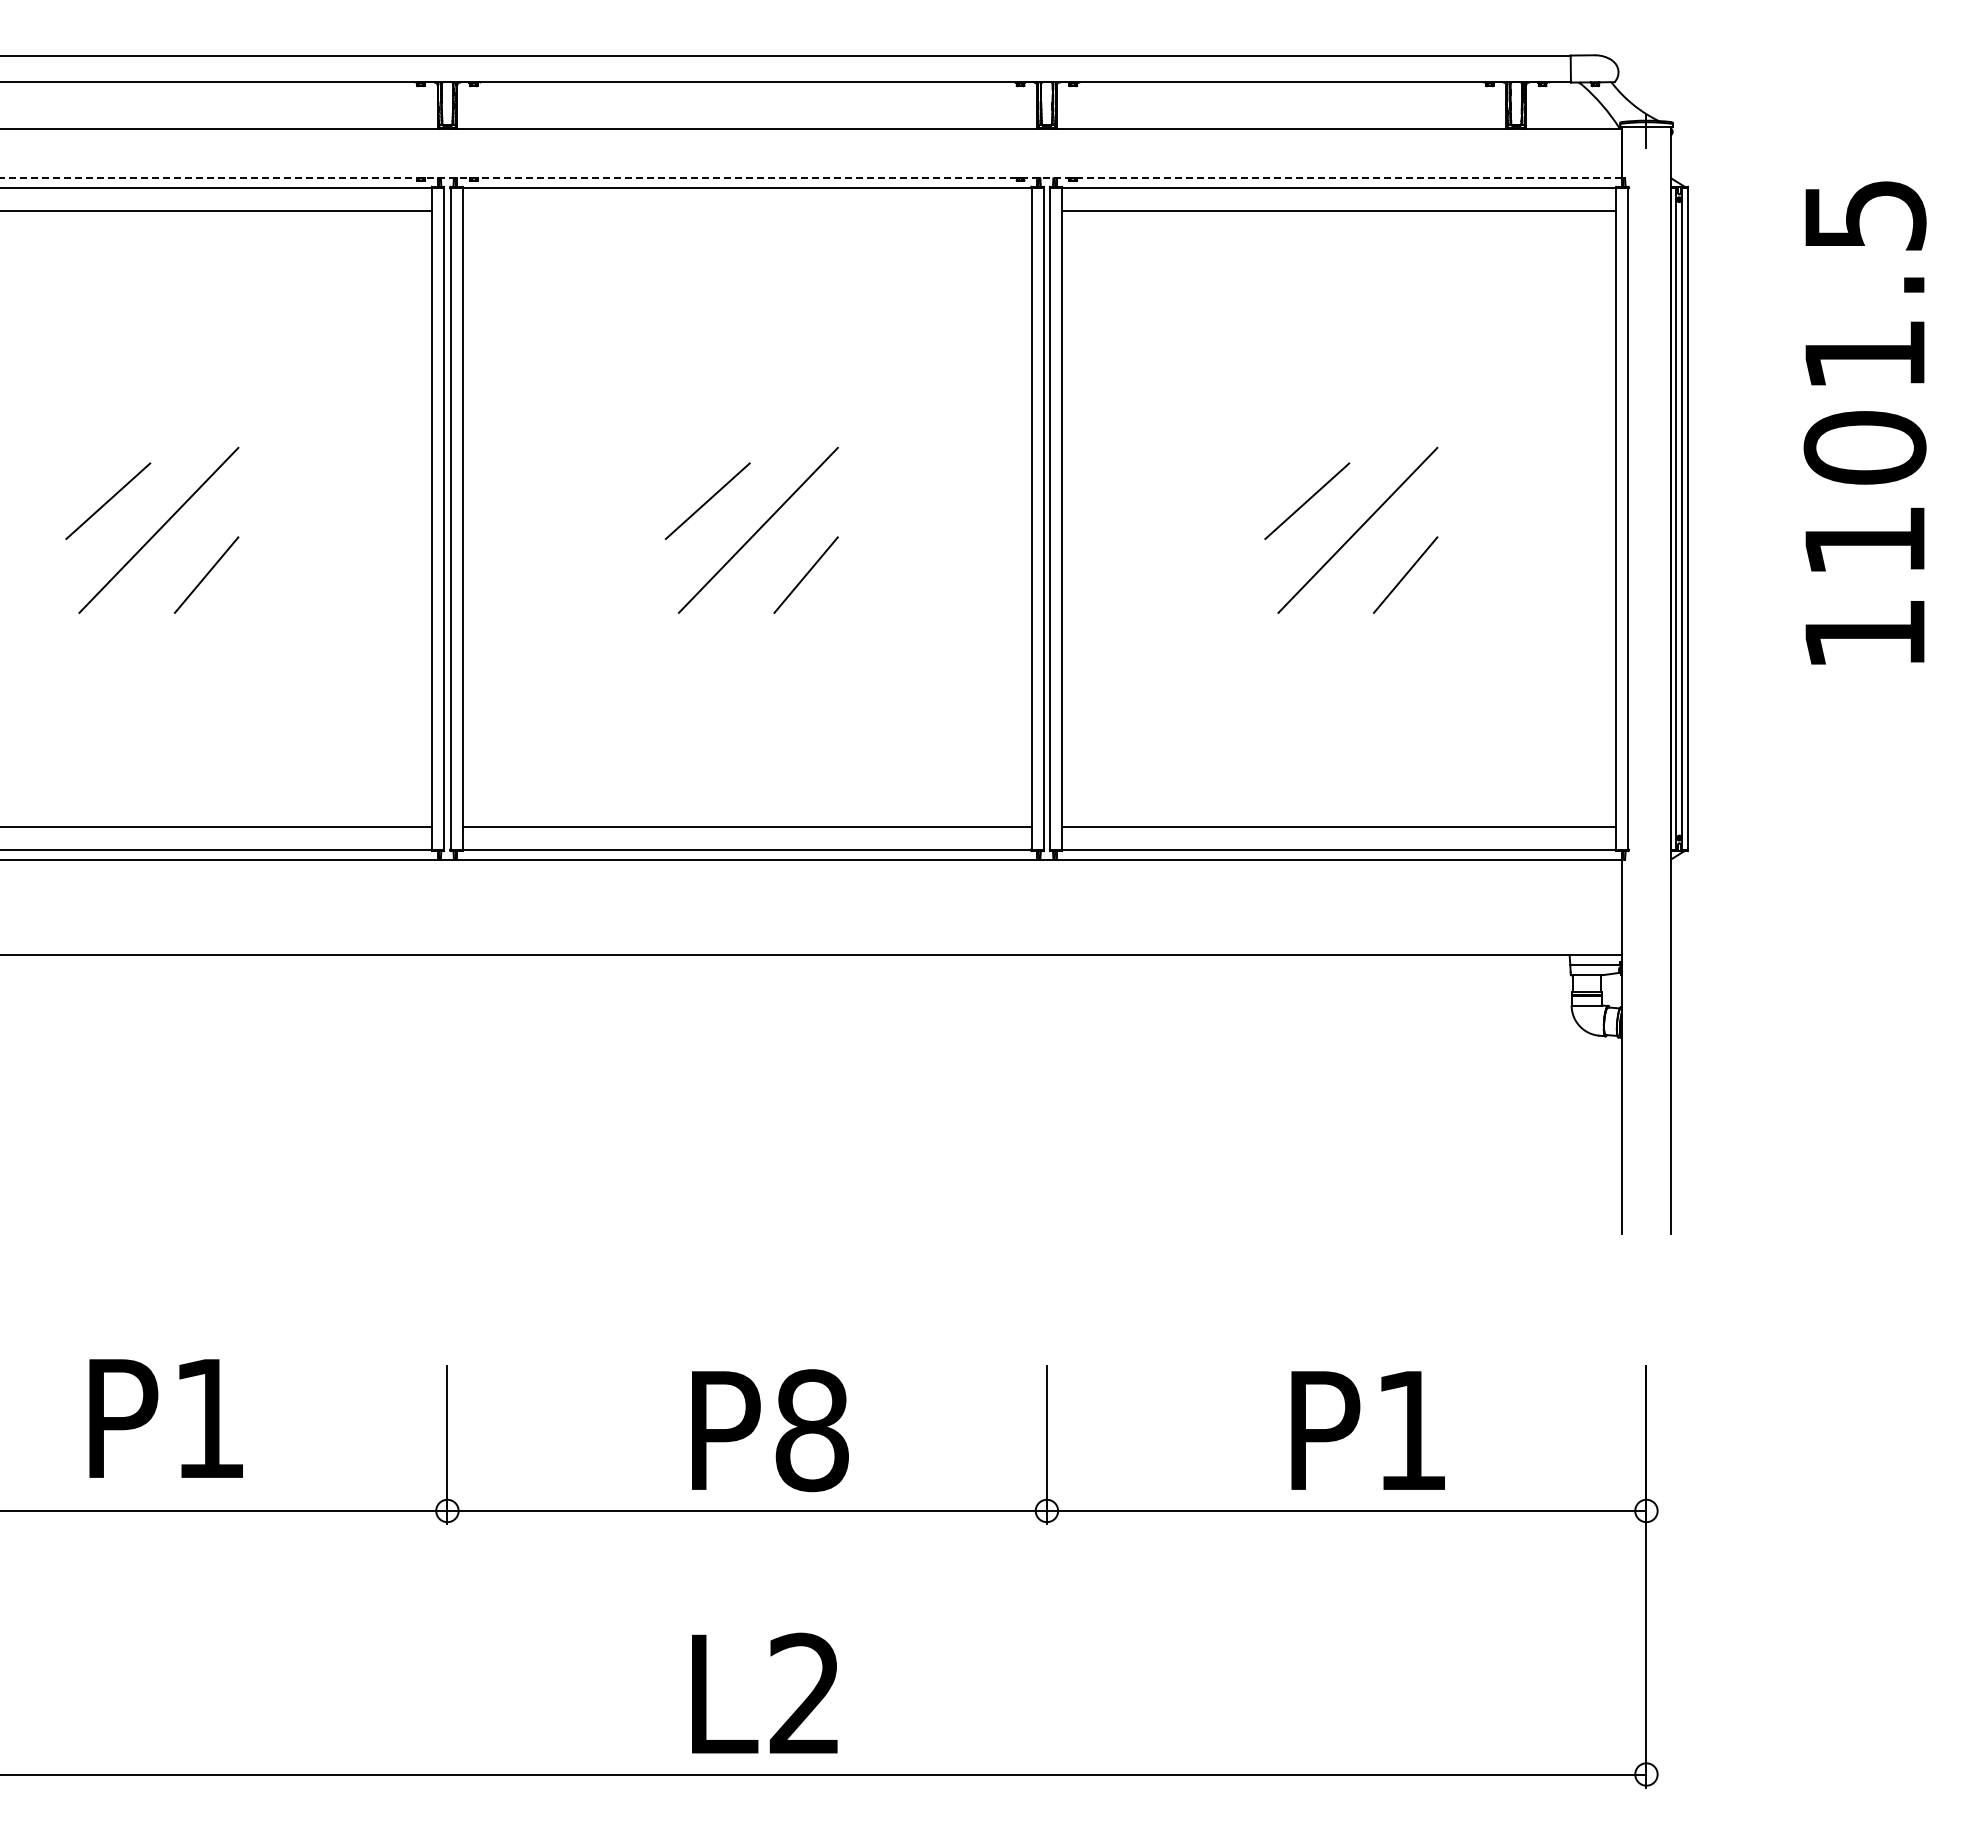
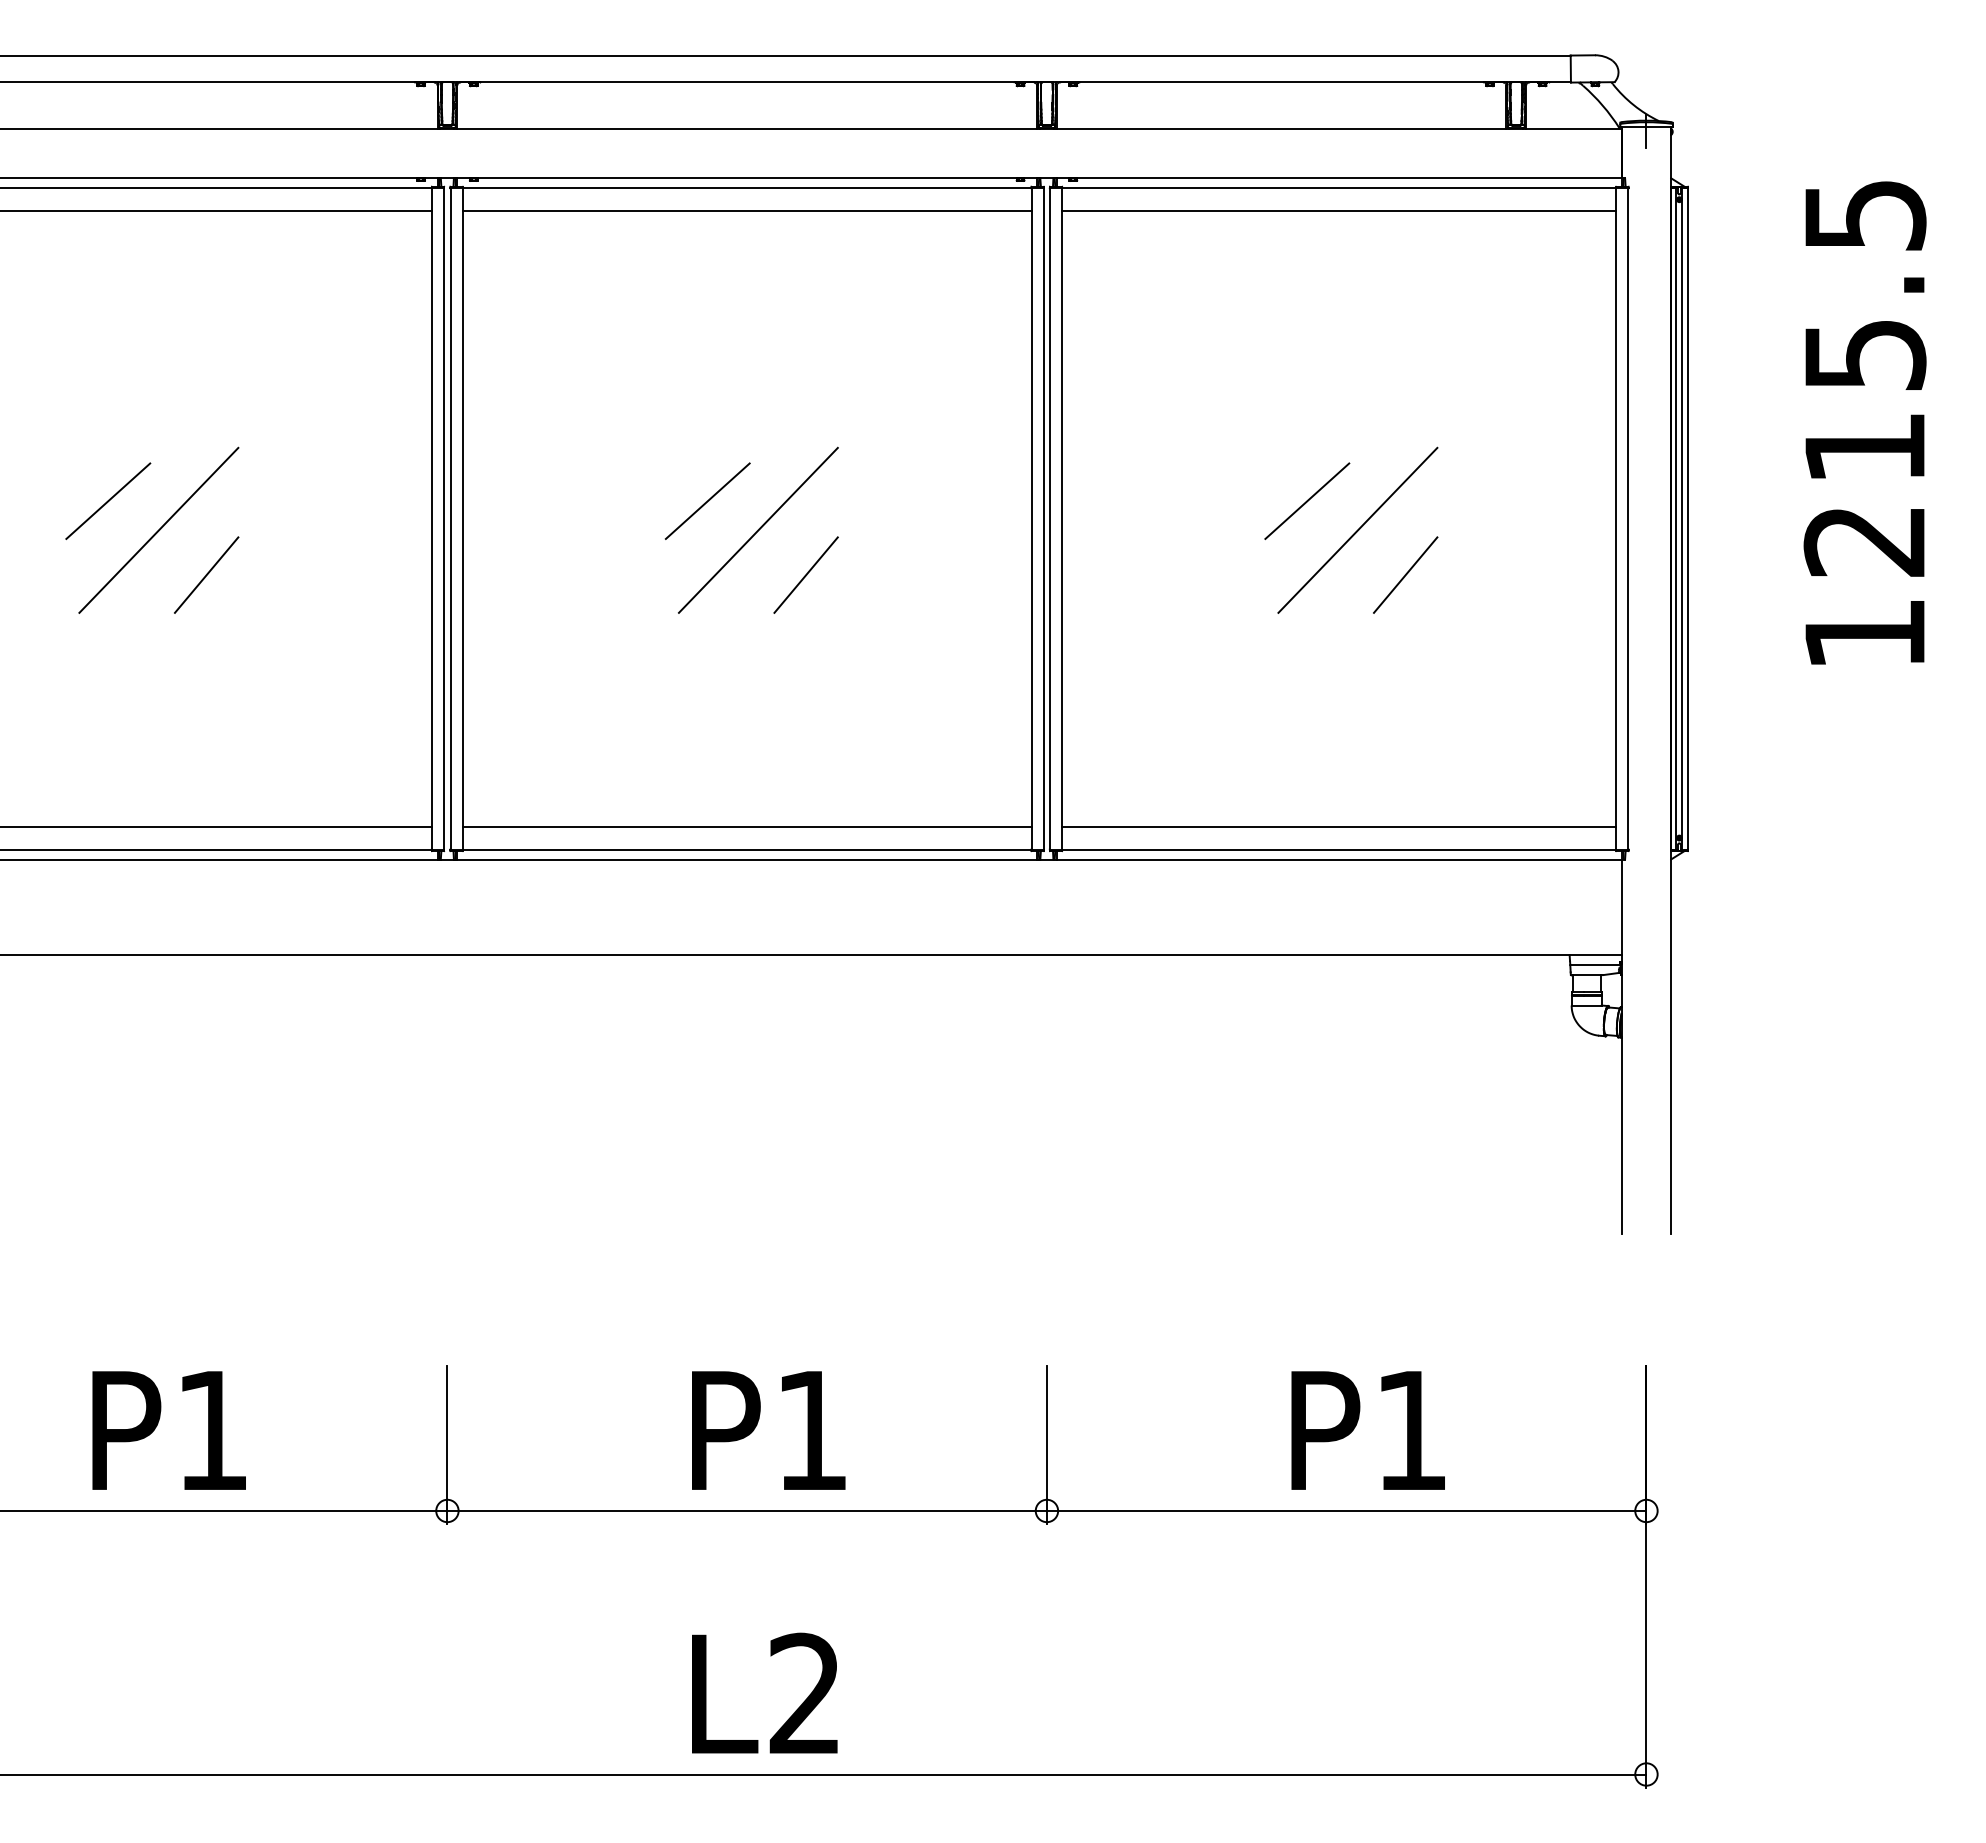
line: dashed -> solid (811, 177)
line: none -> present (746, 211)
text: 1101.5 -> 1215.5 (1864, 448)
text position: (165, 1418) -> (168, 1430) (168, 1430)
text: P8 -> P1 (811, 1430)
